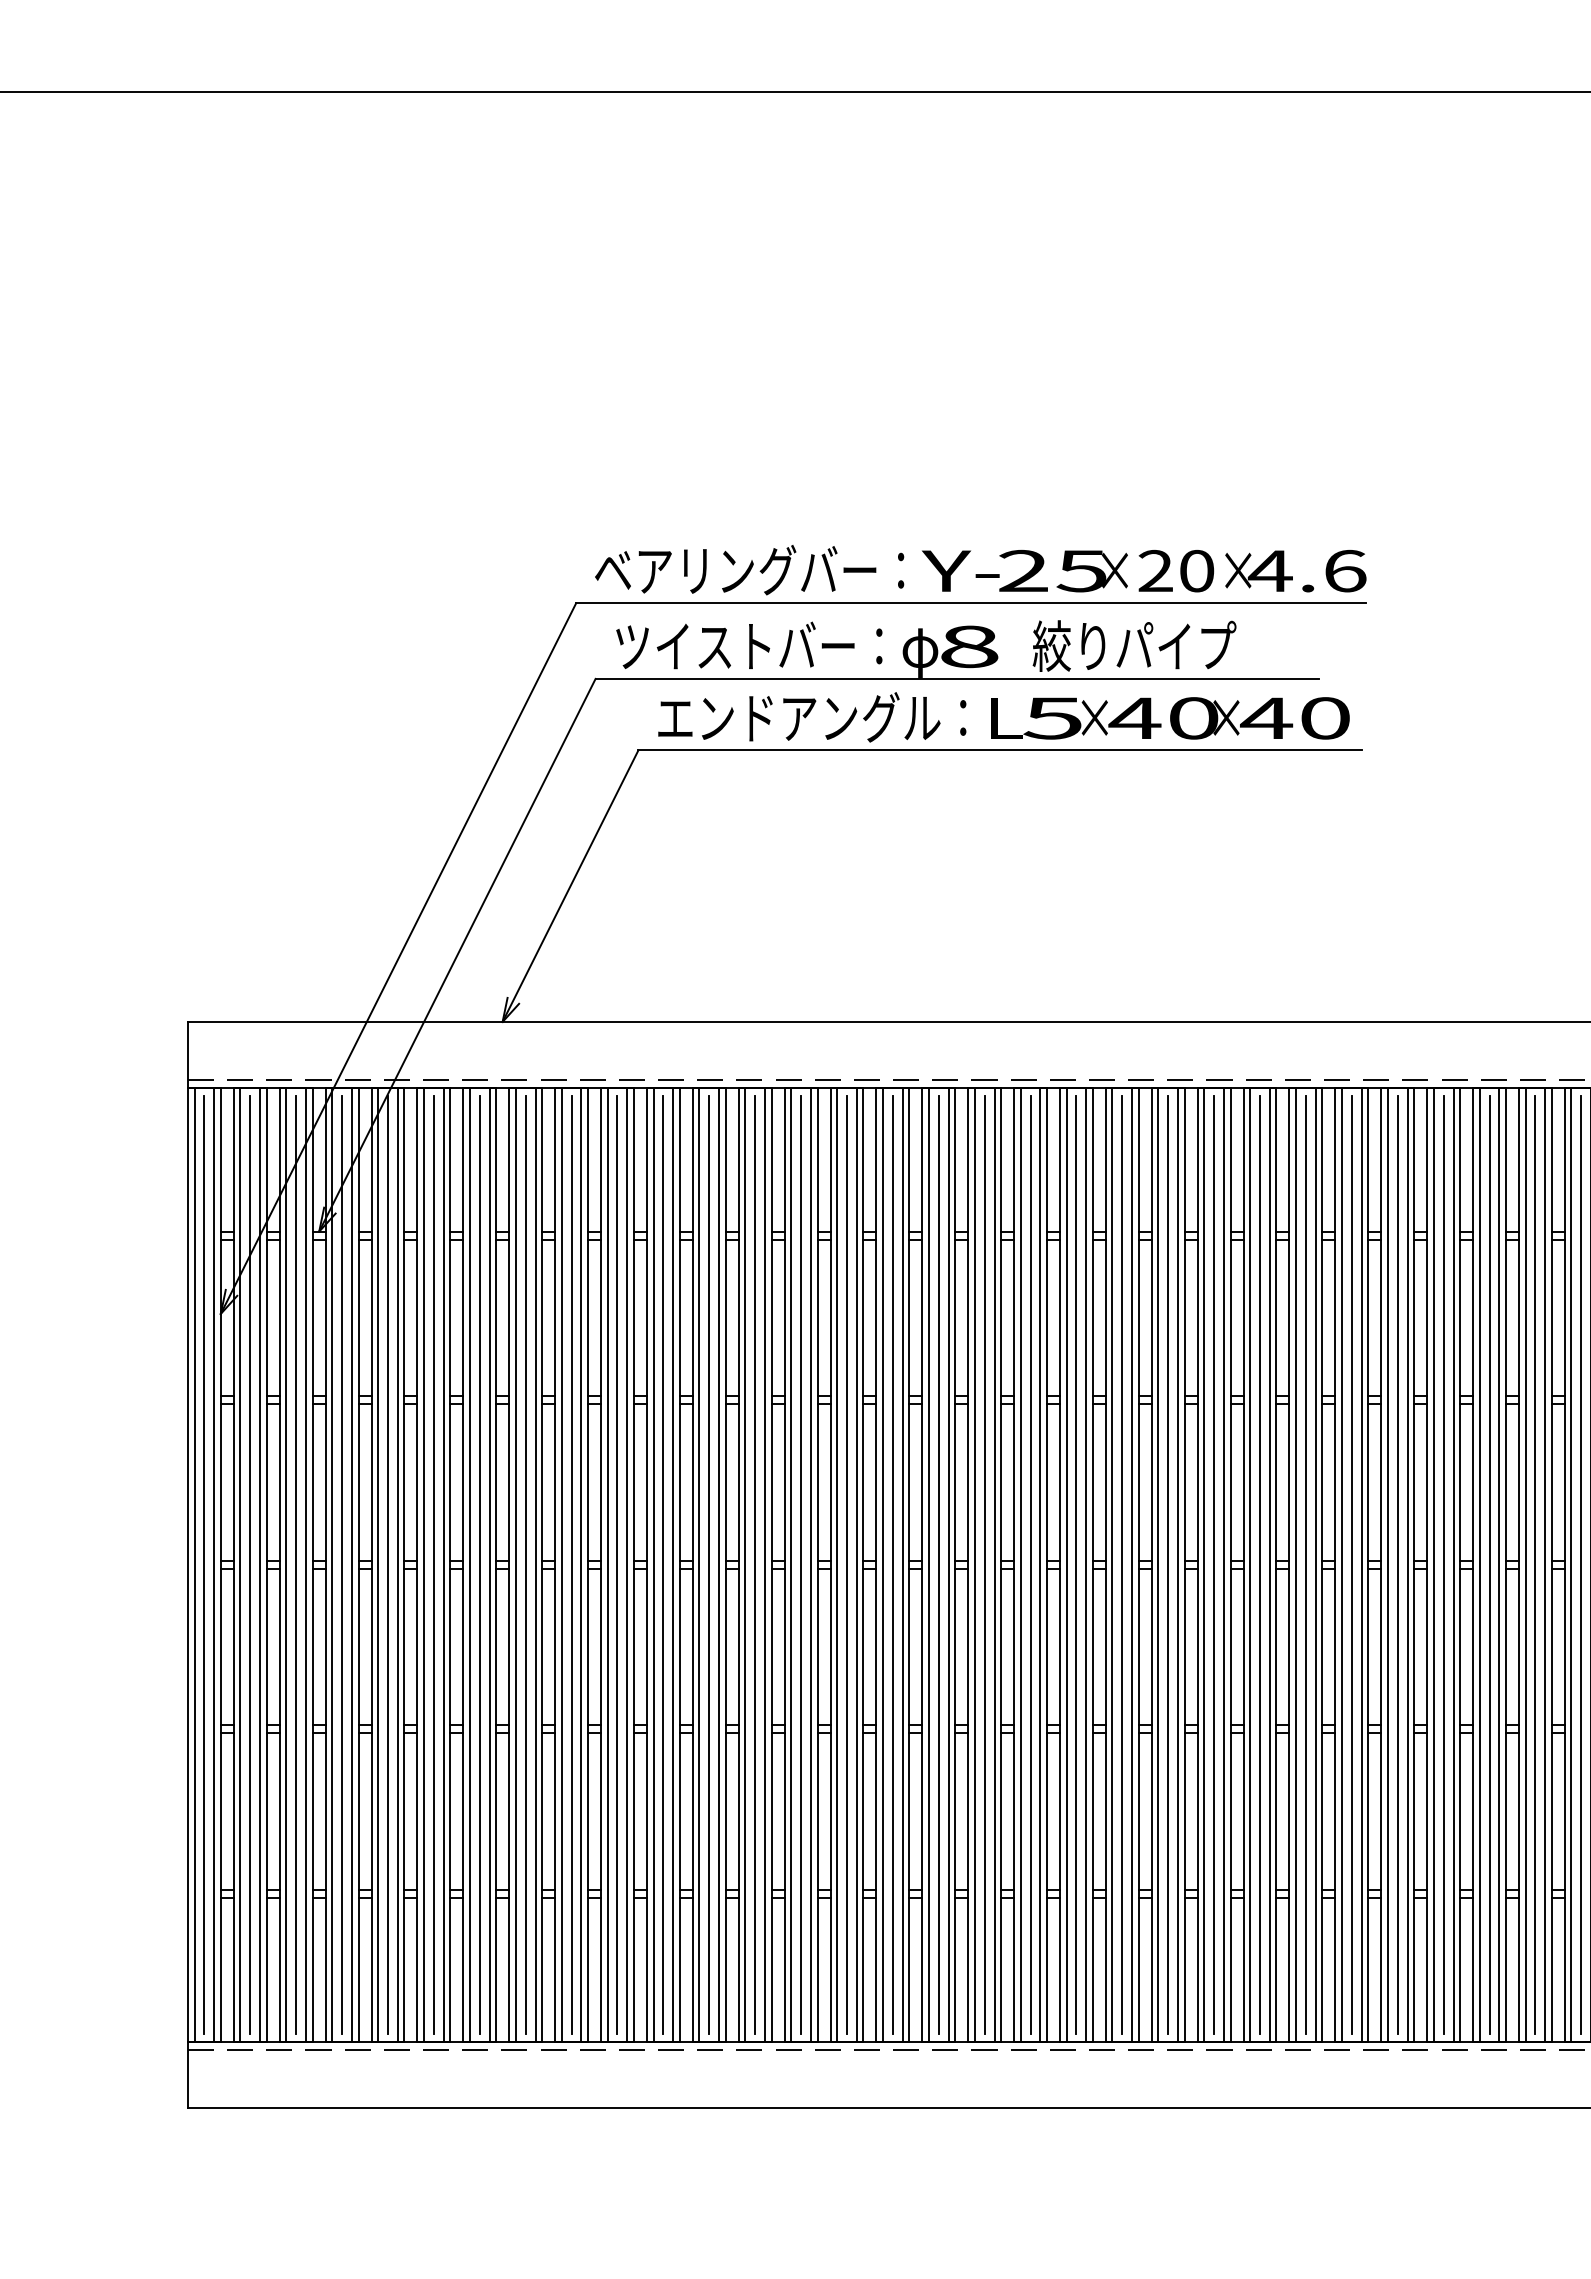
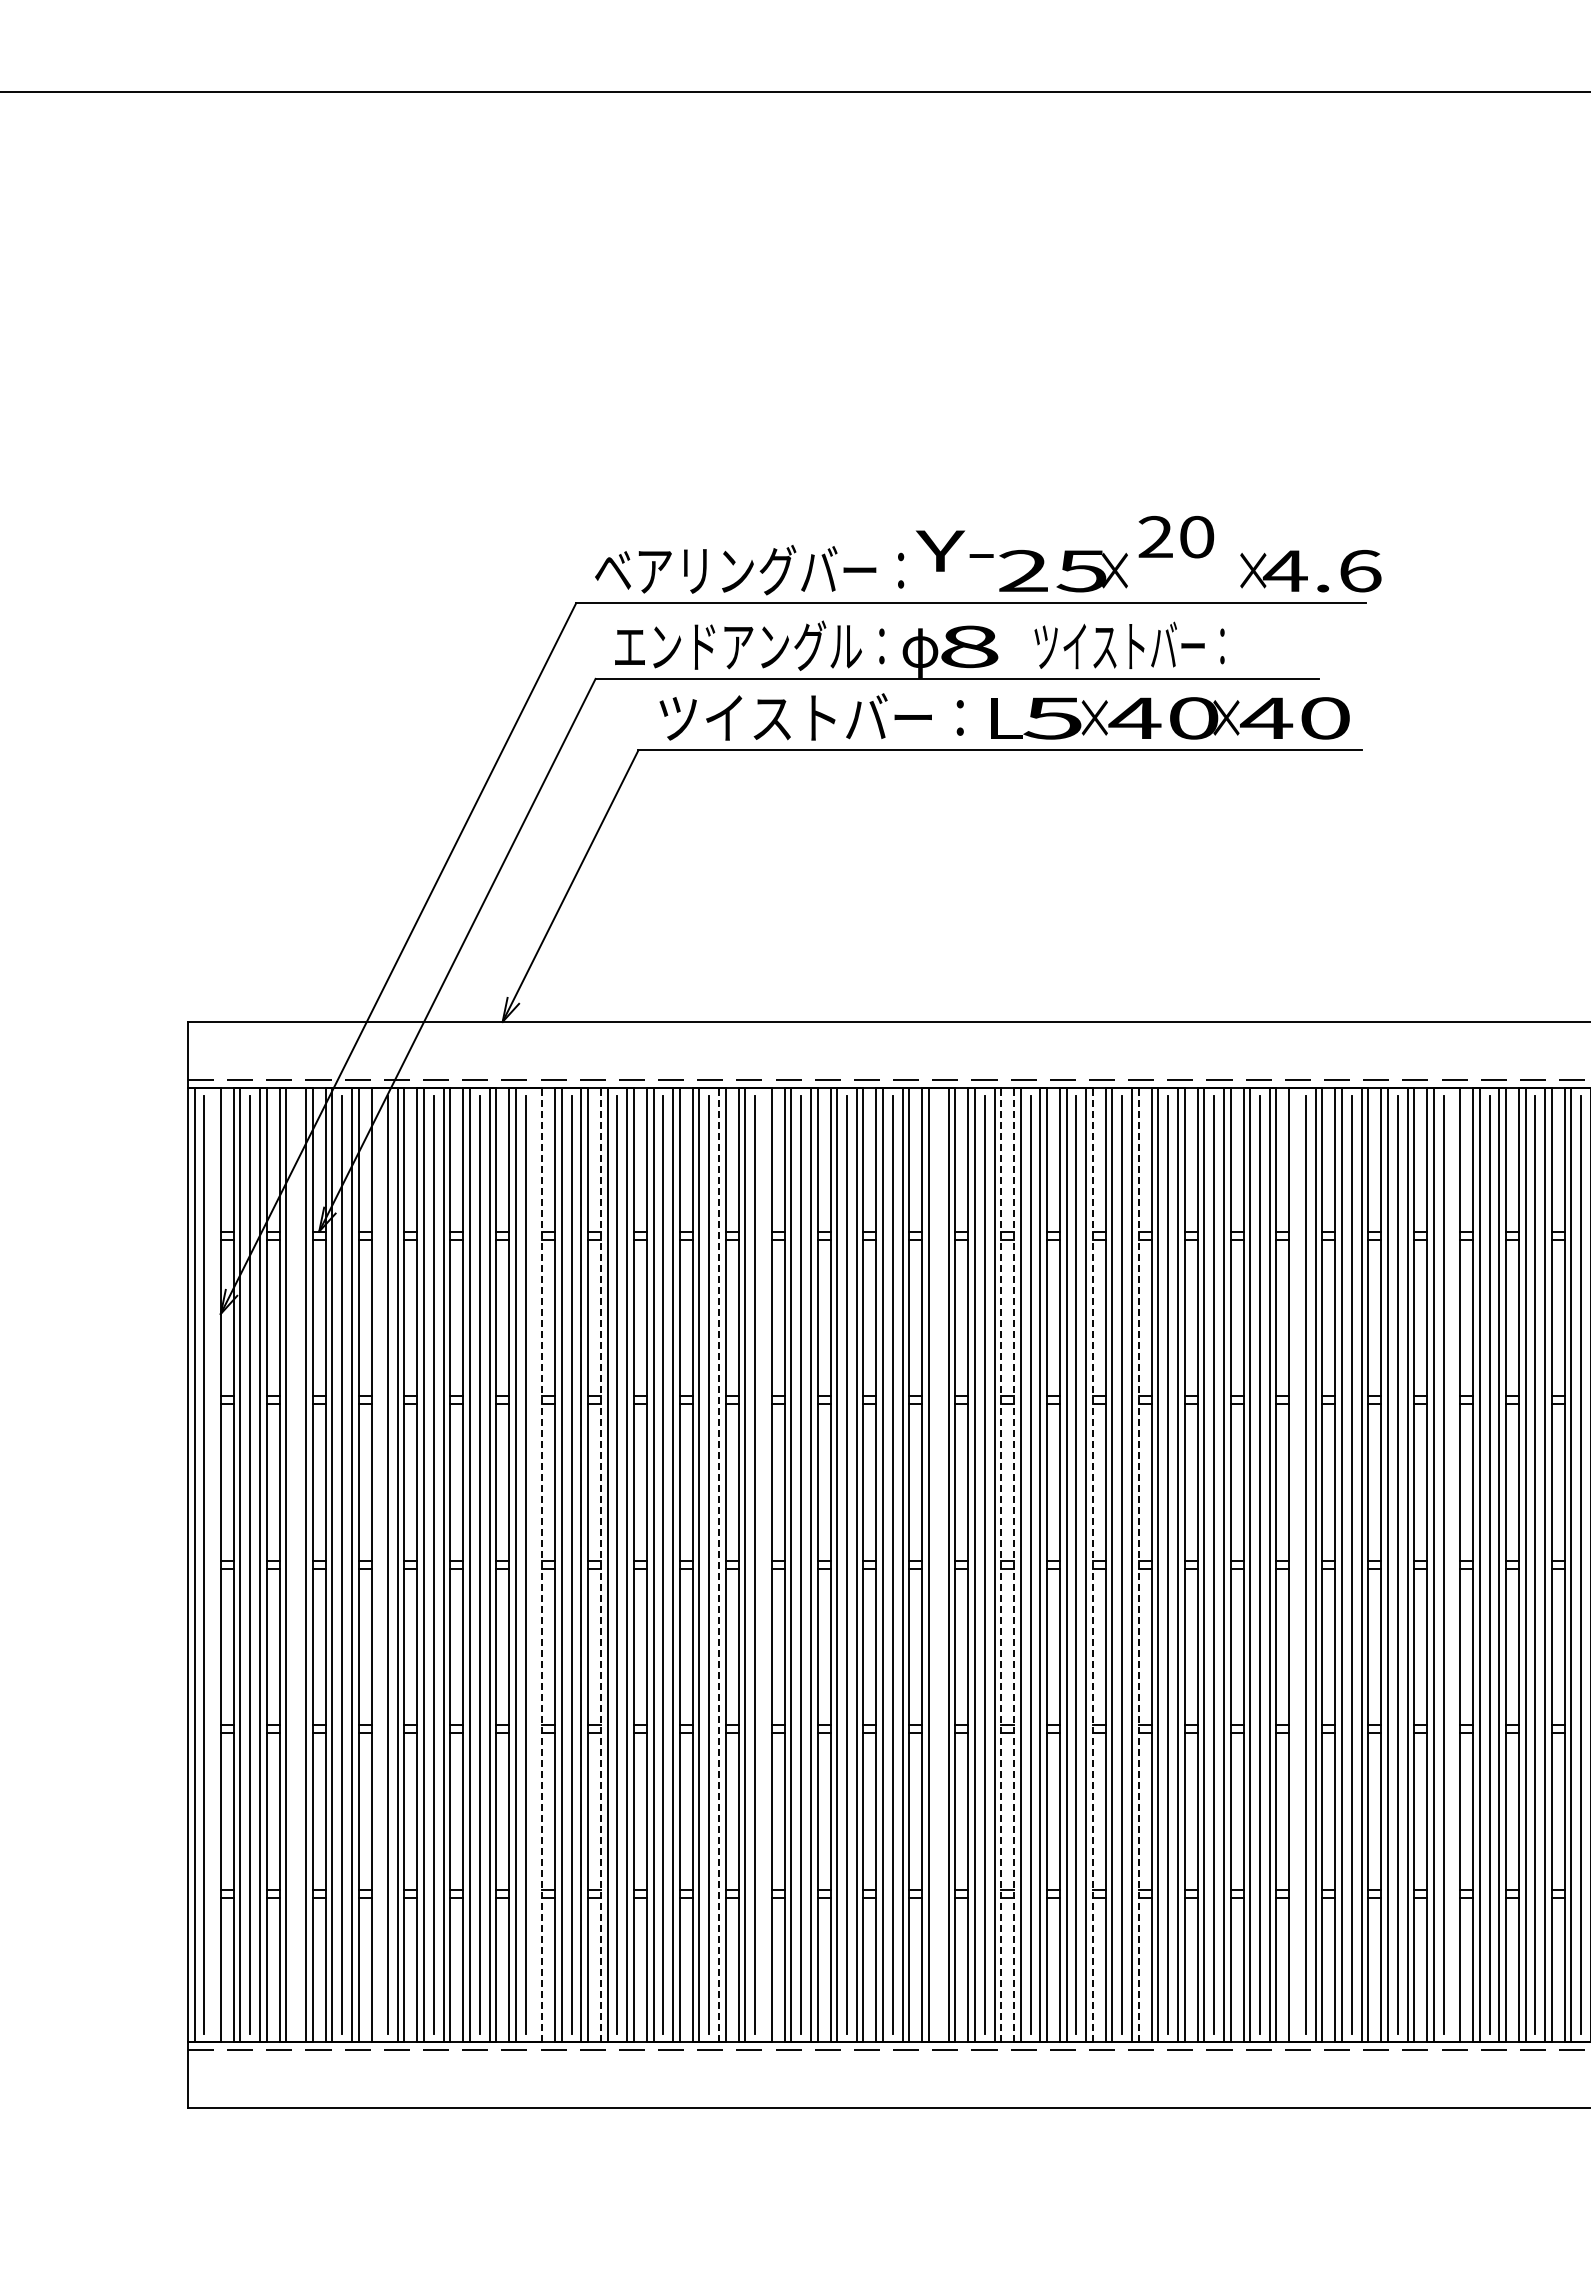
text position: (960, 570) -> (954, 550) (954, 550)
text position: (1176, 571) -> (1176, 537) (1176, 537)
text position: (1295, 571) -> (1310, 571) (1310, 571)
text: ツイストバー： -> エンドアングル： (749, 645)
text: 絞りパイプ -> ツイストバー： (1134, 645)
text: エンドアングル： -> ツイストバー： (812, 717)
line: present -> none (214, 1564)
line: present -> none (296, 1564)
line: present -> none (378, 1564)
line: present -> none (535, 1564)
line: solid -> dashed (542, 1564)
line: solid -> dashed (601, 1564)
line: solid -> dashed (719, 1564)
line: present -> none (765, 1564)
line: present -> none (938, 1564)
line: solid -> dashed (1001, 1564)
line: solid -> dashed (1014, 1564)
line: solid -> dashed (1092, 1564)
line: solid -> dashed (1138, 1564)
line: present -> none (1296, 1564)
line: present -> none (1453, 1564)
